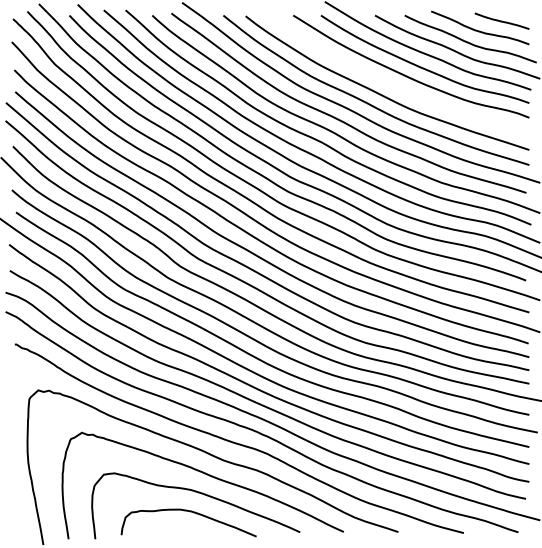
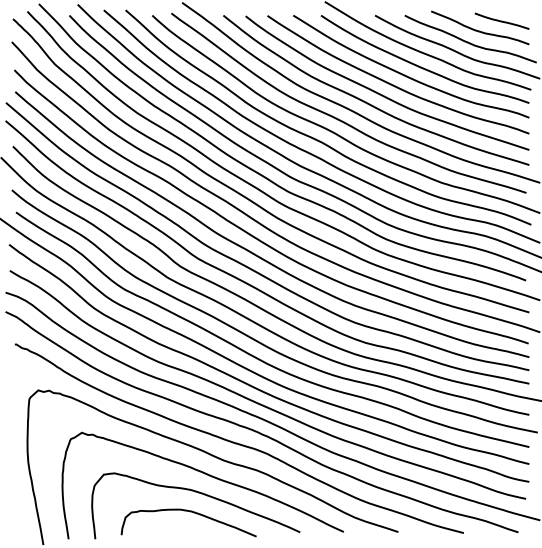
curve: none -> present (393, 84)
